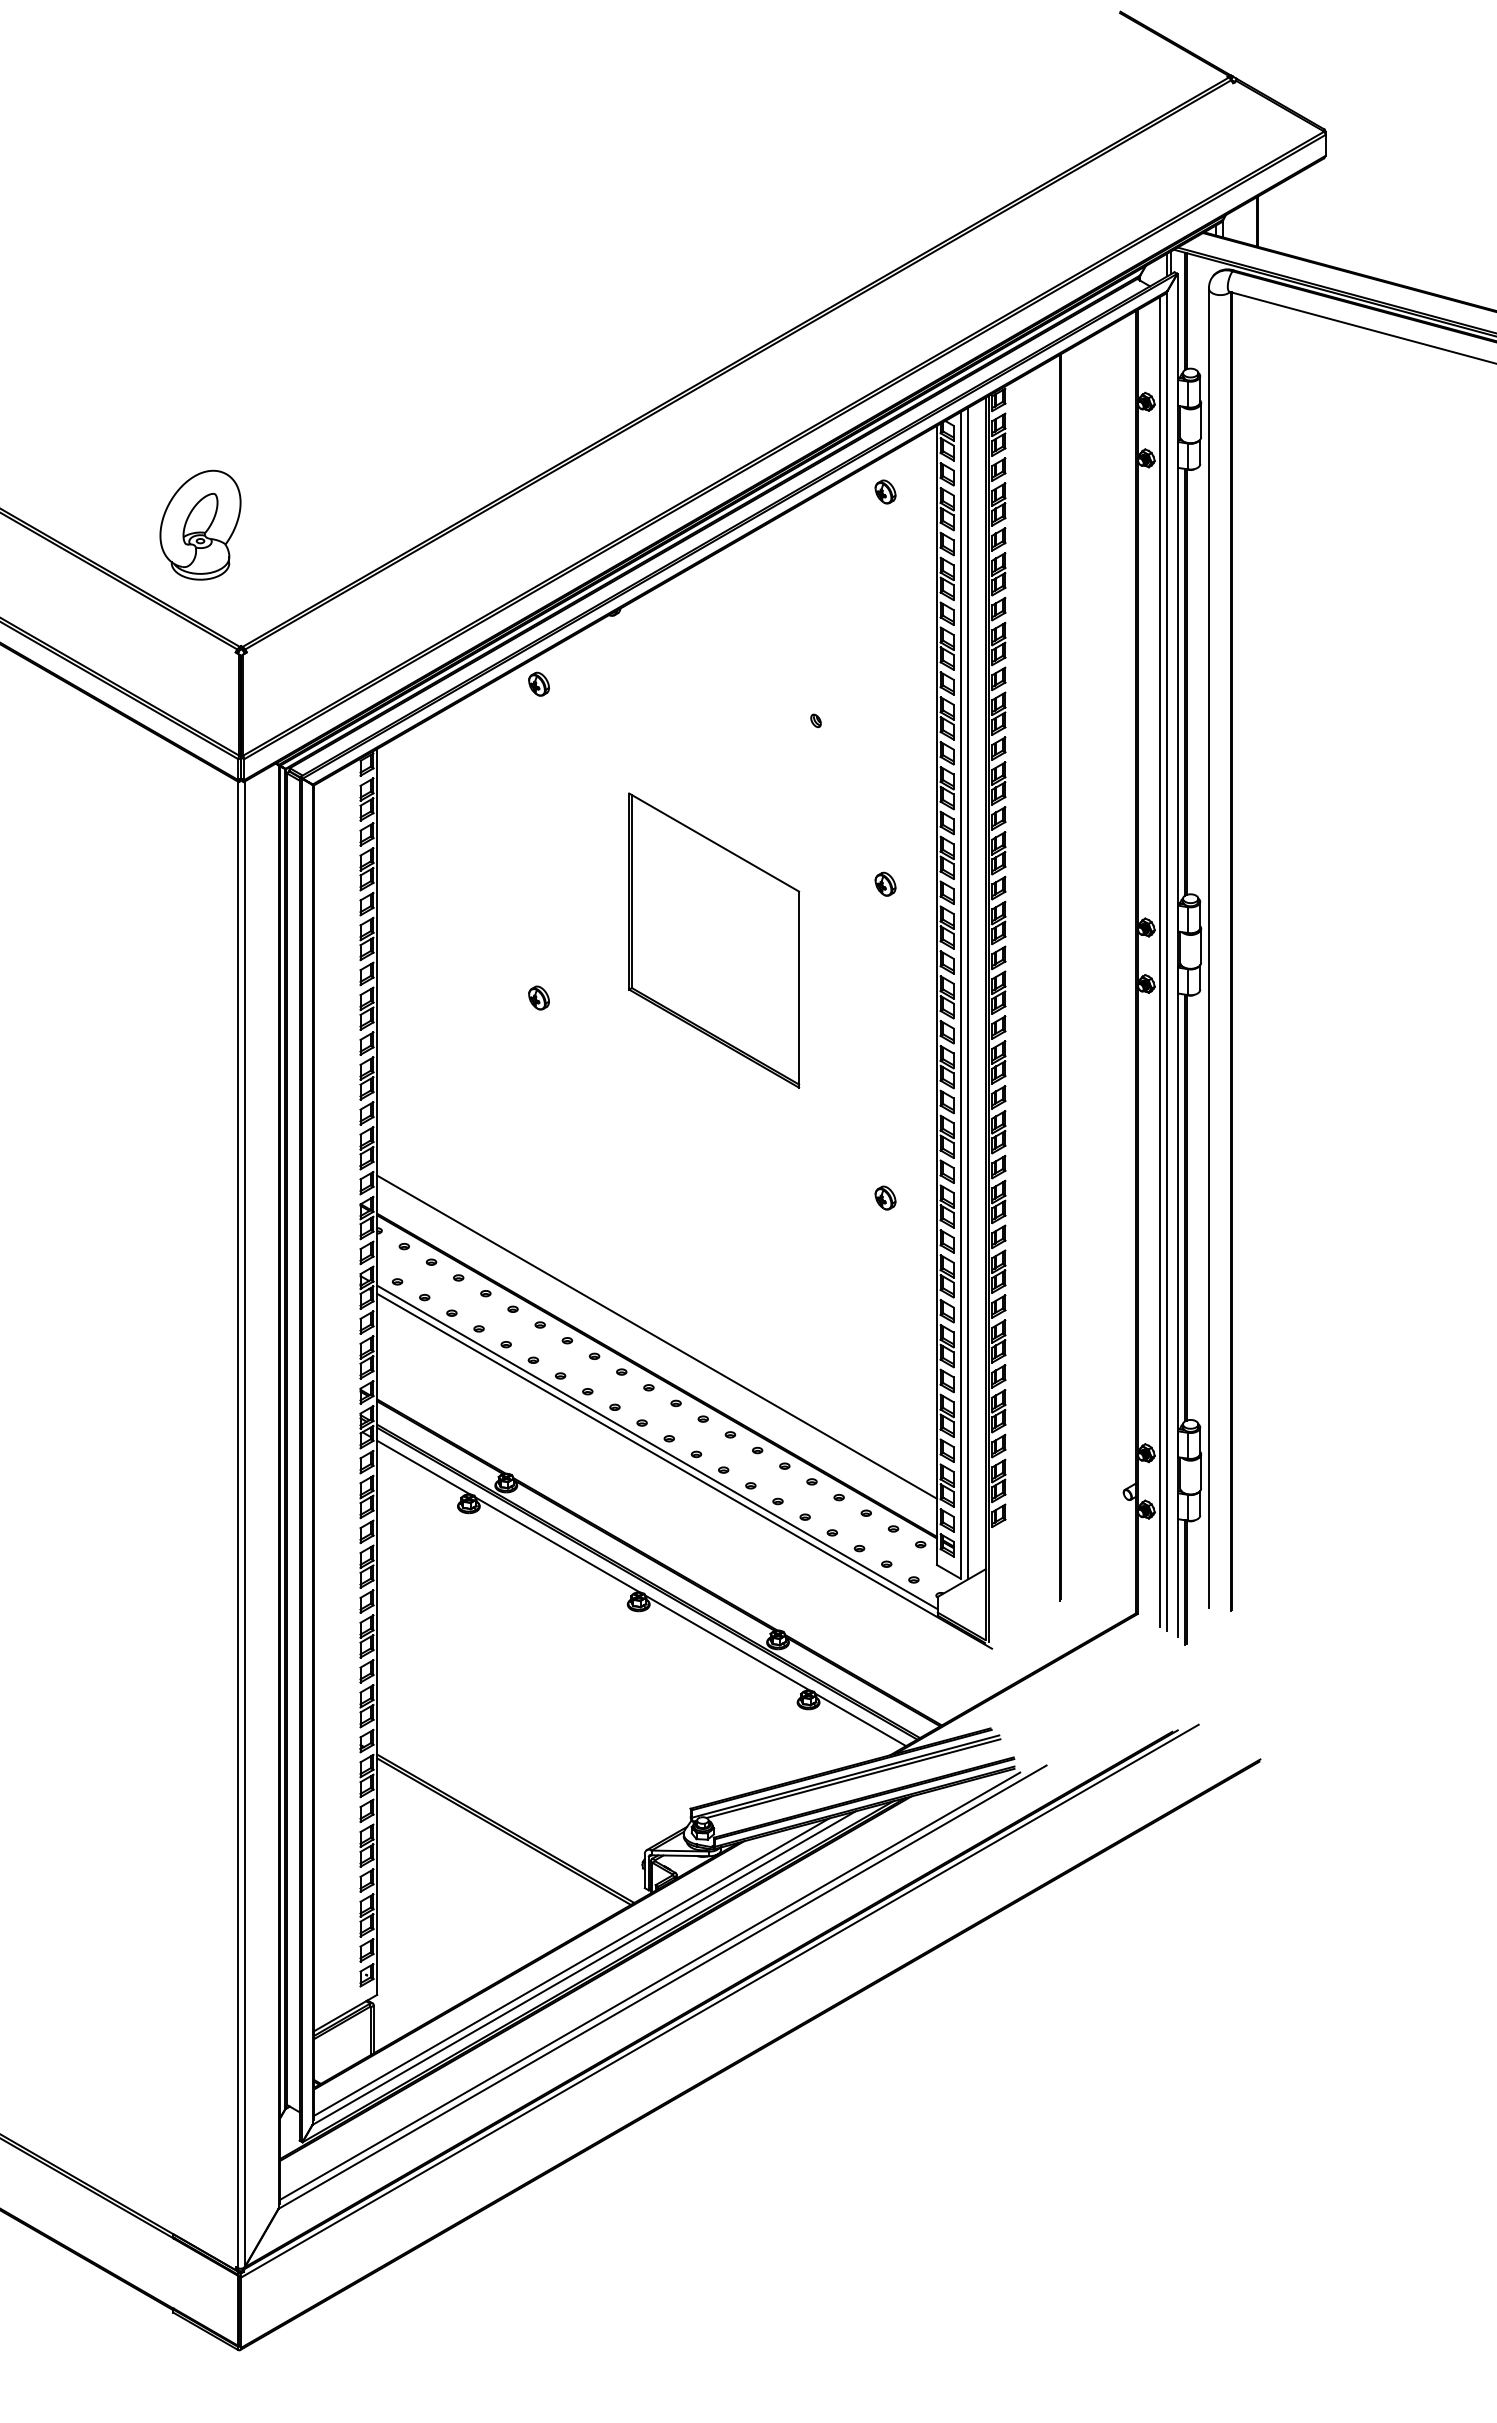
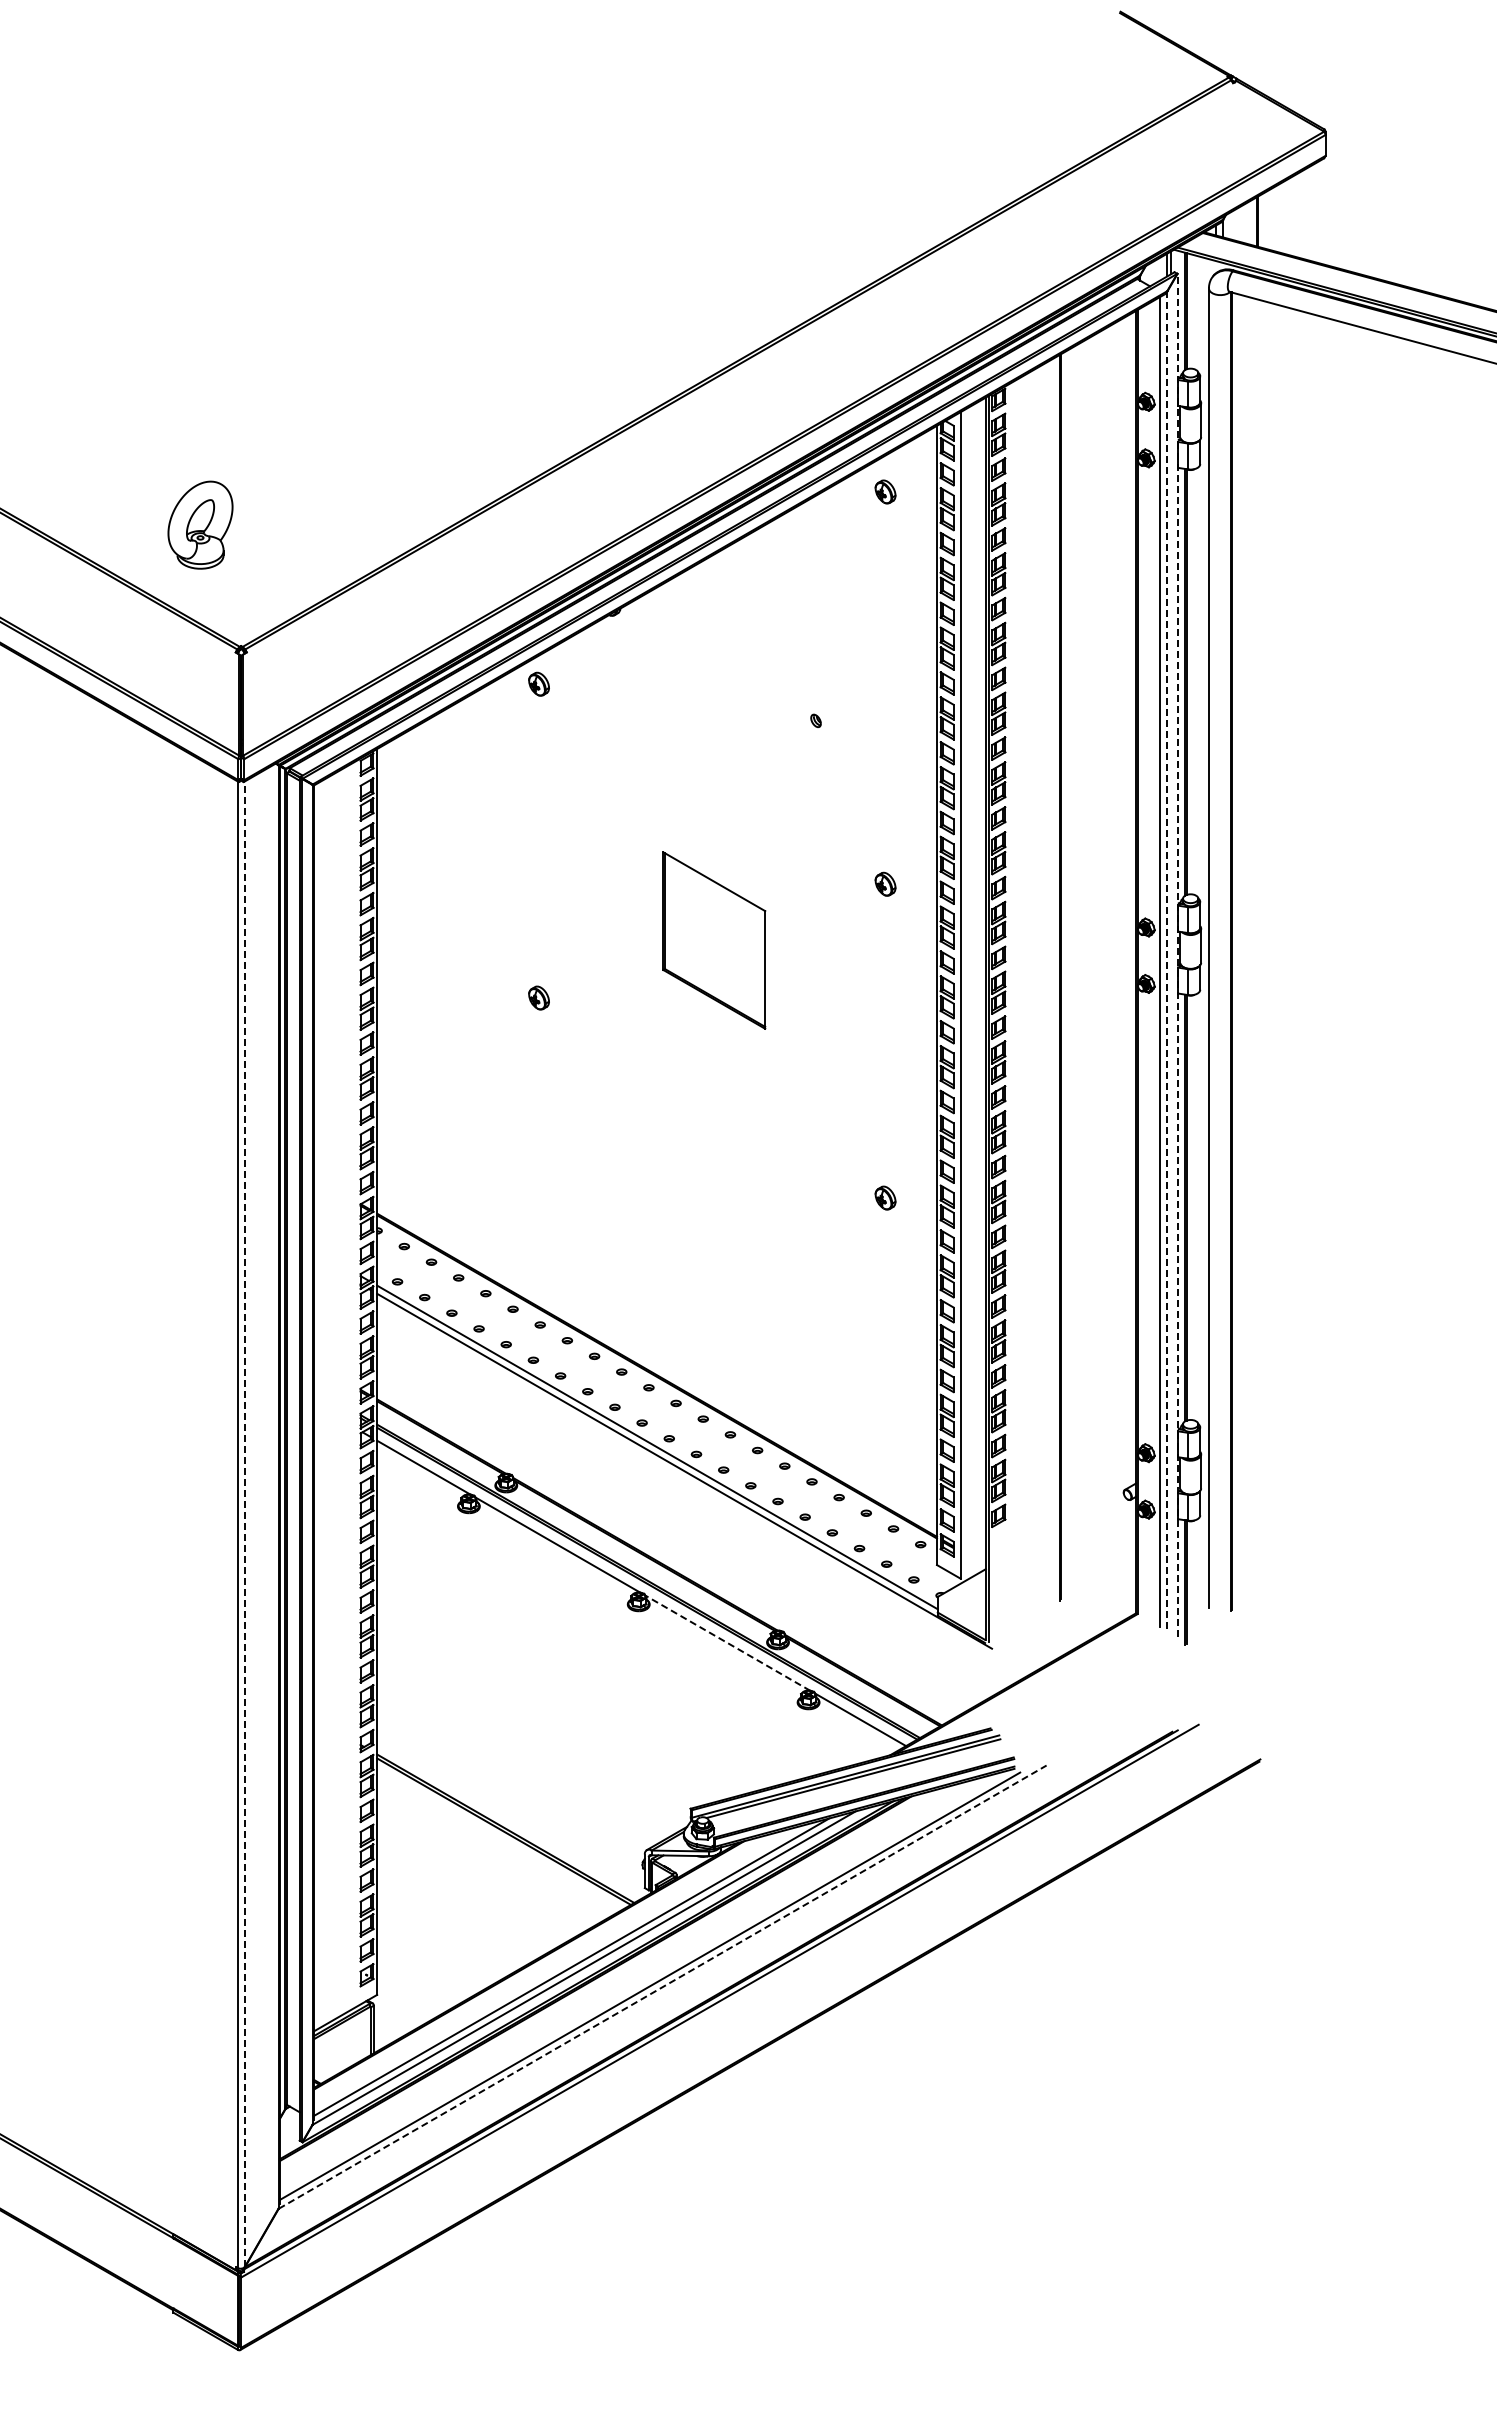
part size: 83x112 px -> 67x90 px (200, 524)
part size: 173x297 px -> 105x179 px (714, 940)
line: solid -> dashed (1177, 954)
line: solid -> dashed (1167, 961)
line: present -> none (967, 993)
line: present -> none (656, 1336)
line: solid -> dashed (244, 1524)
line: solid -> dashed (727, 1642)
line: solid -> dashed (663, 1986)
